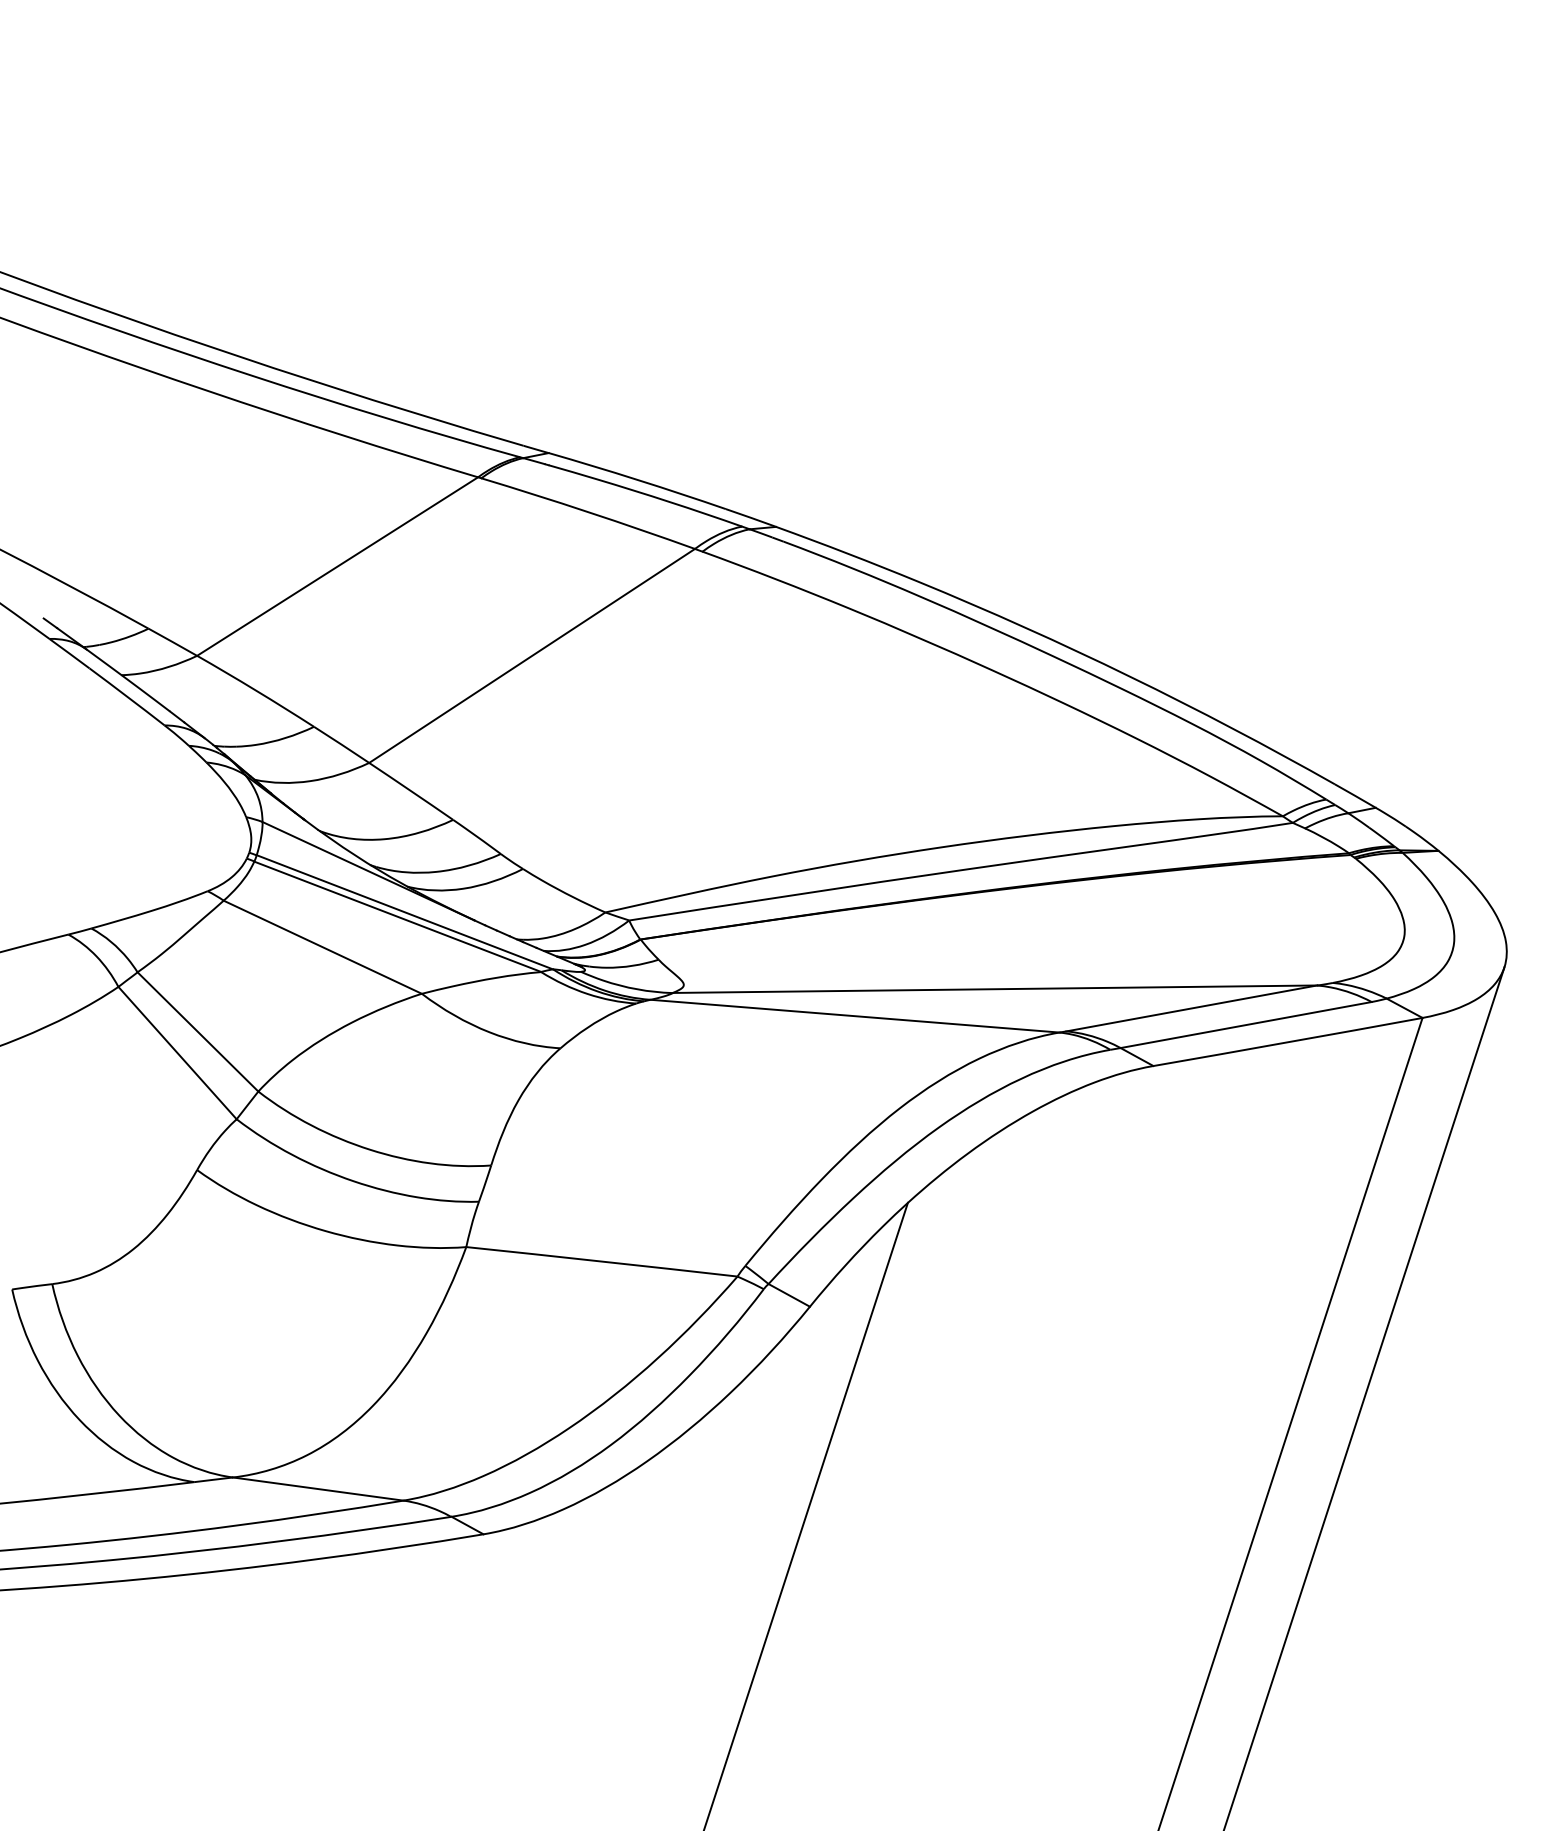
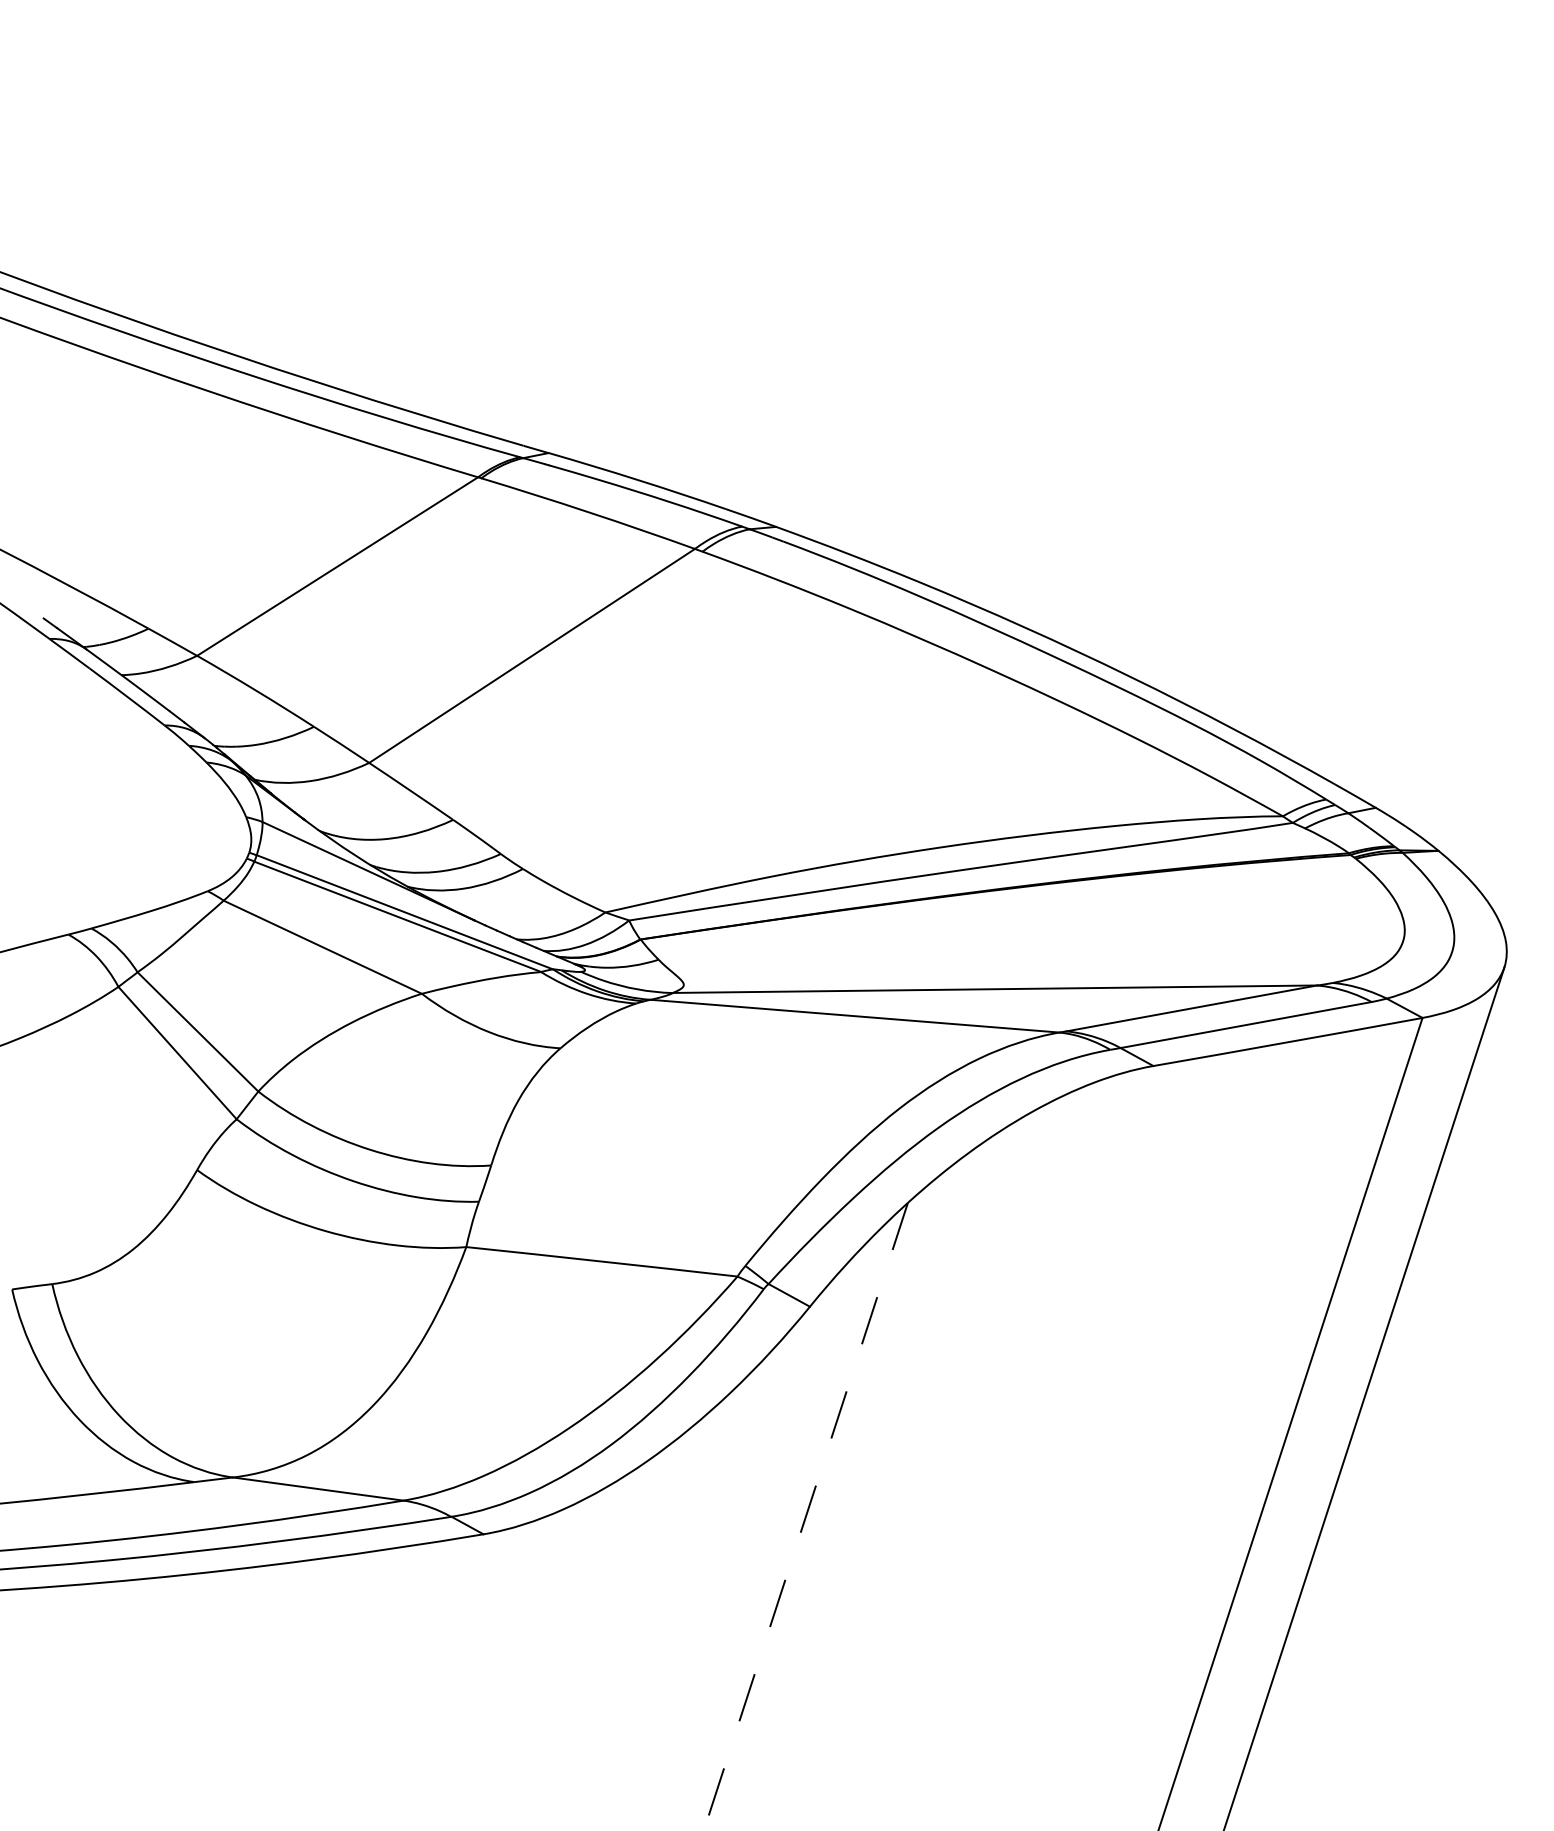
line: solid -> dashed (805, 1516)
